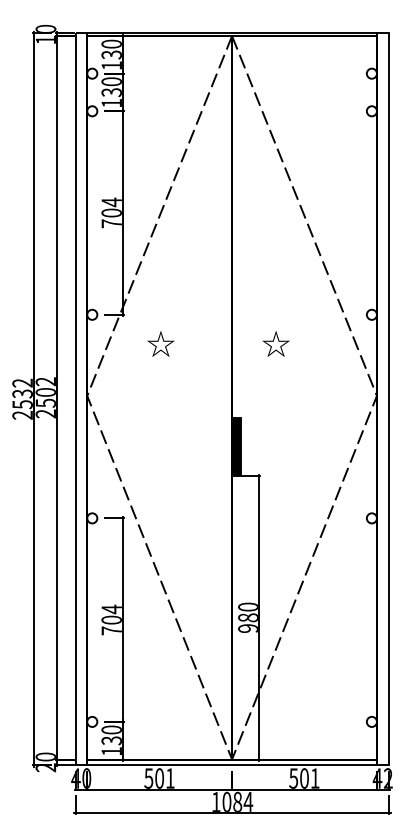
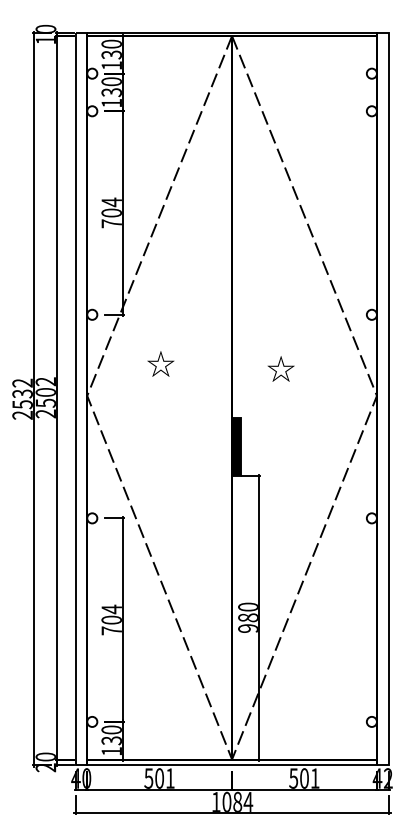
text position: (160, 343) -> (160, 363) (160, 363)
text position: (275, 343) -> (280, 368) (280, 368)
